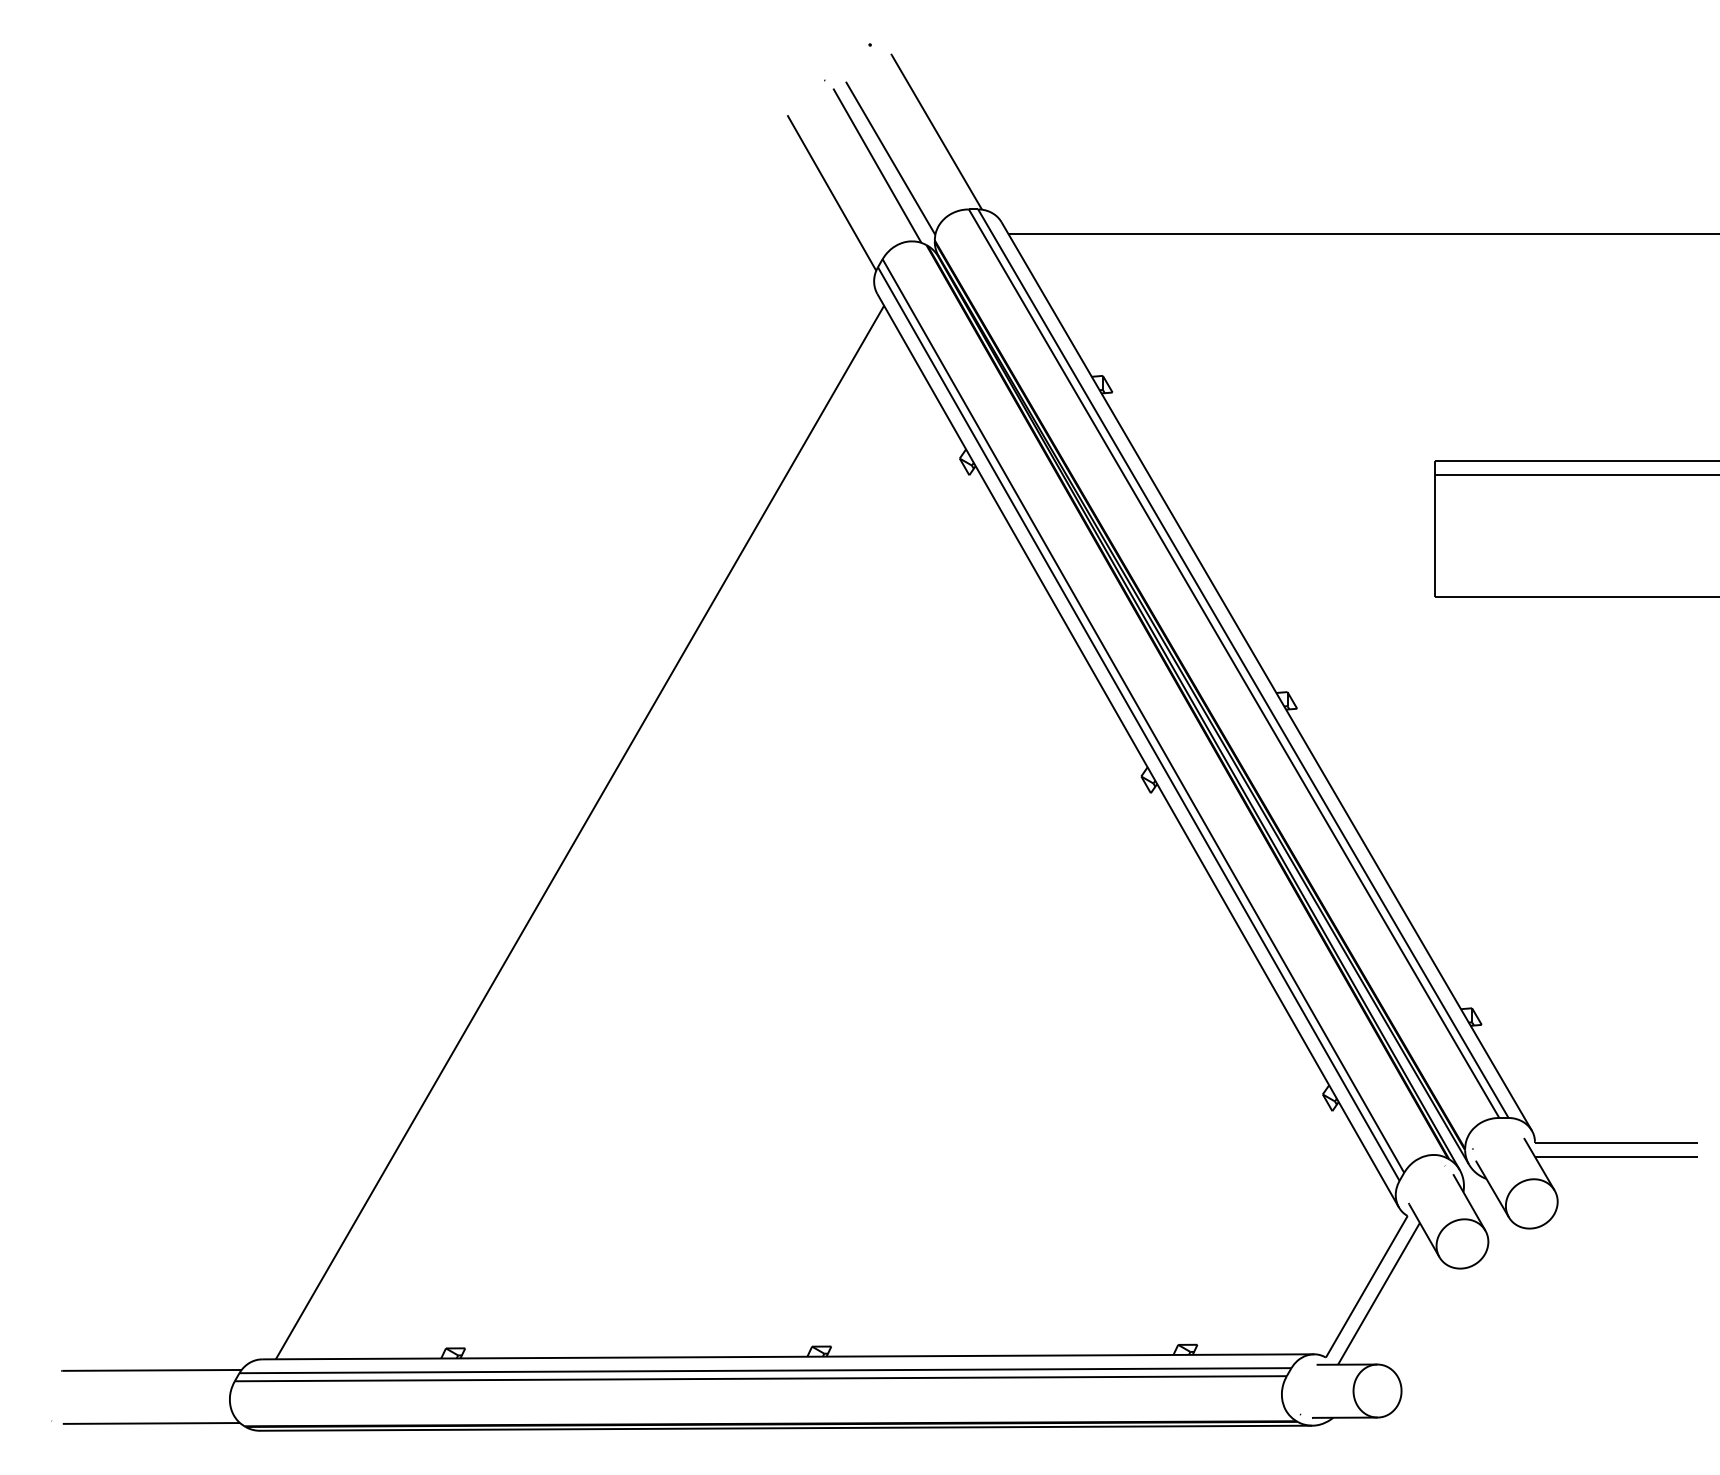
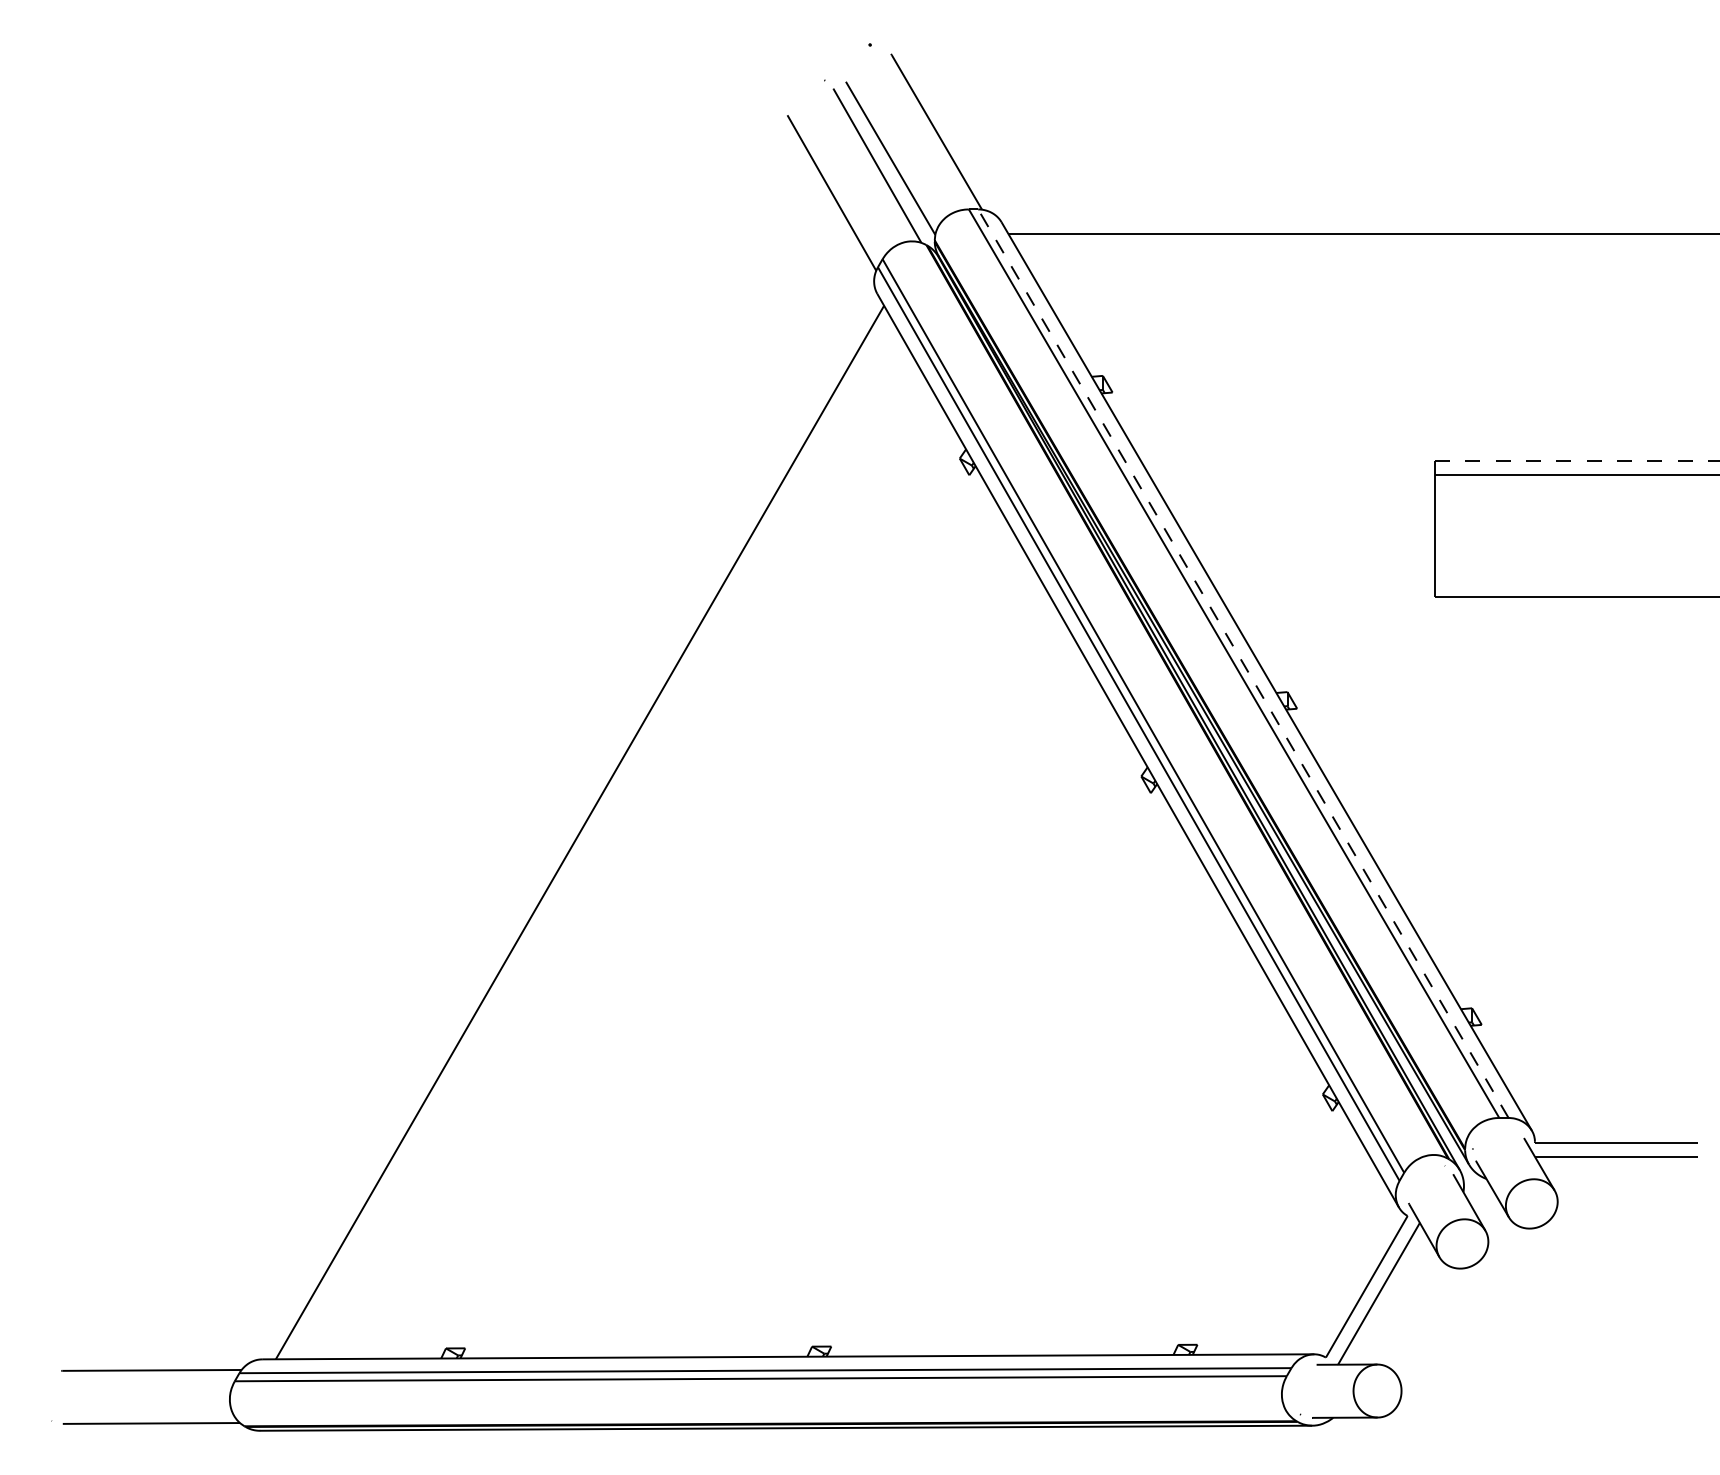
line: solid -> dashed (1577, 461)
line: solid -> dashed (1243, 663)
